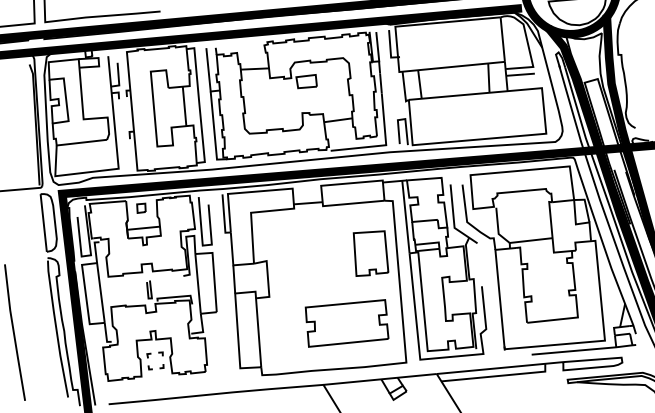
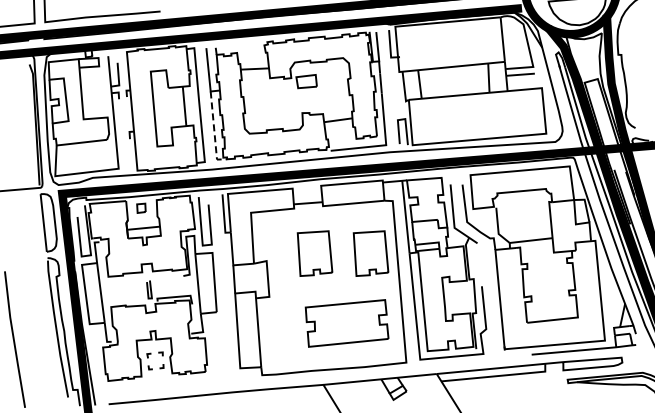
line: solid -> dashed (214, 131)
part: none -> present (314, 253)
line position: (14, 332) -> (14, 339) (14, 339)
